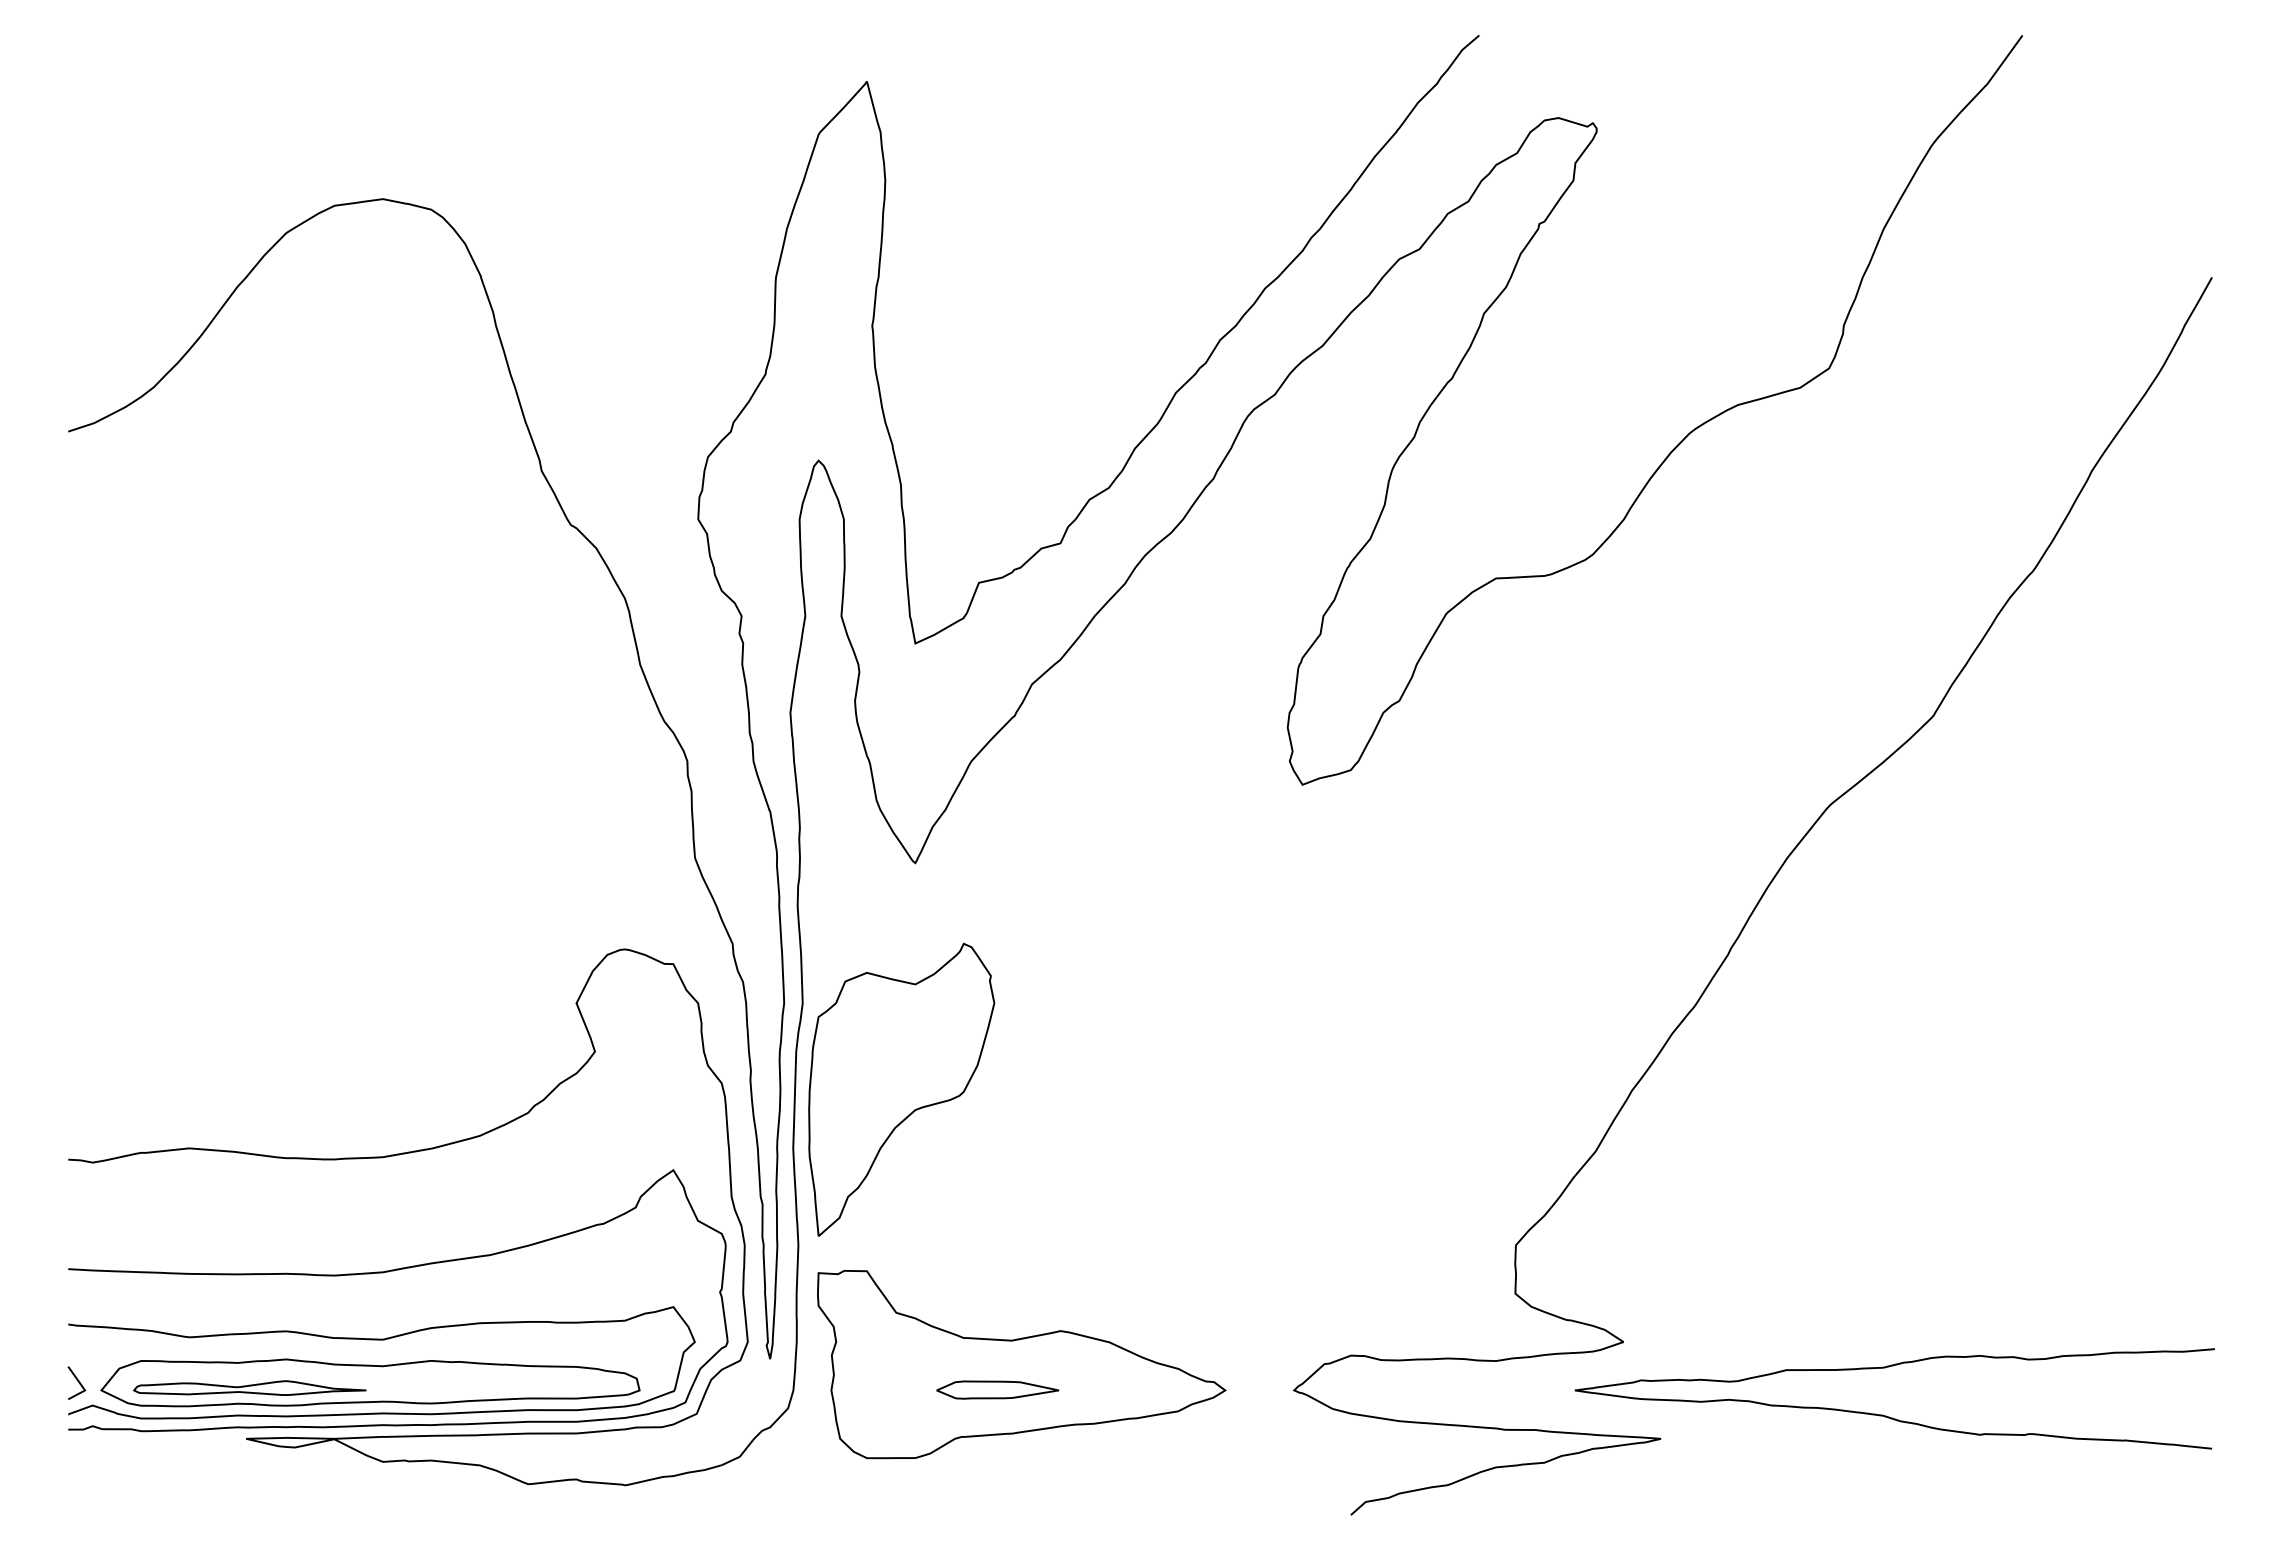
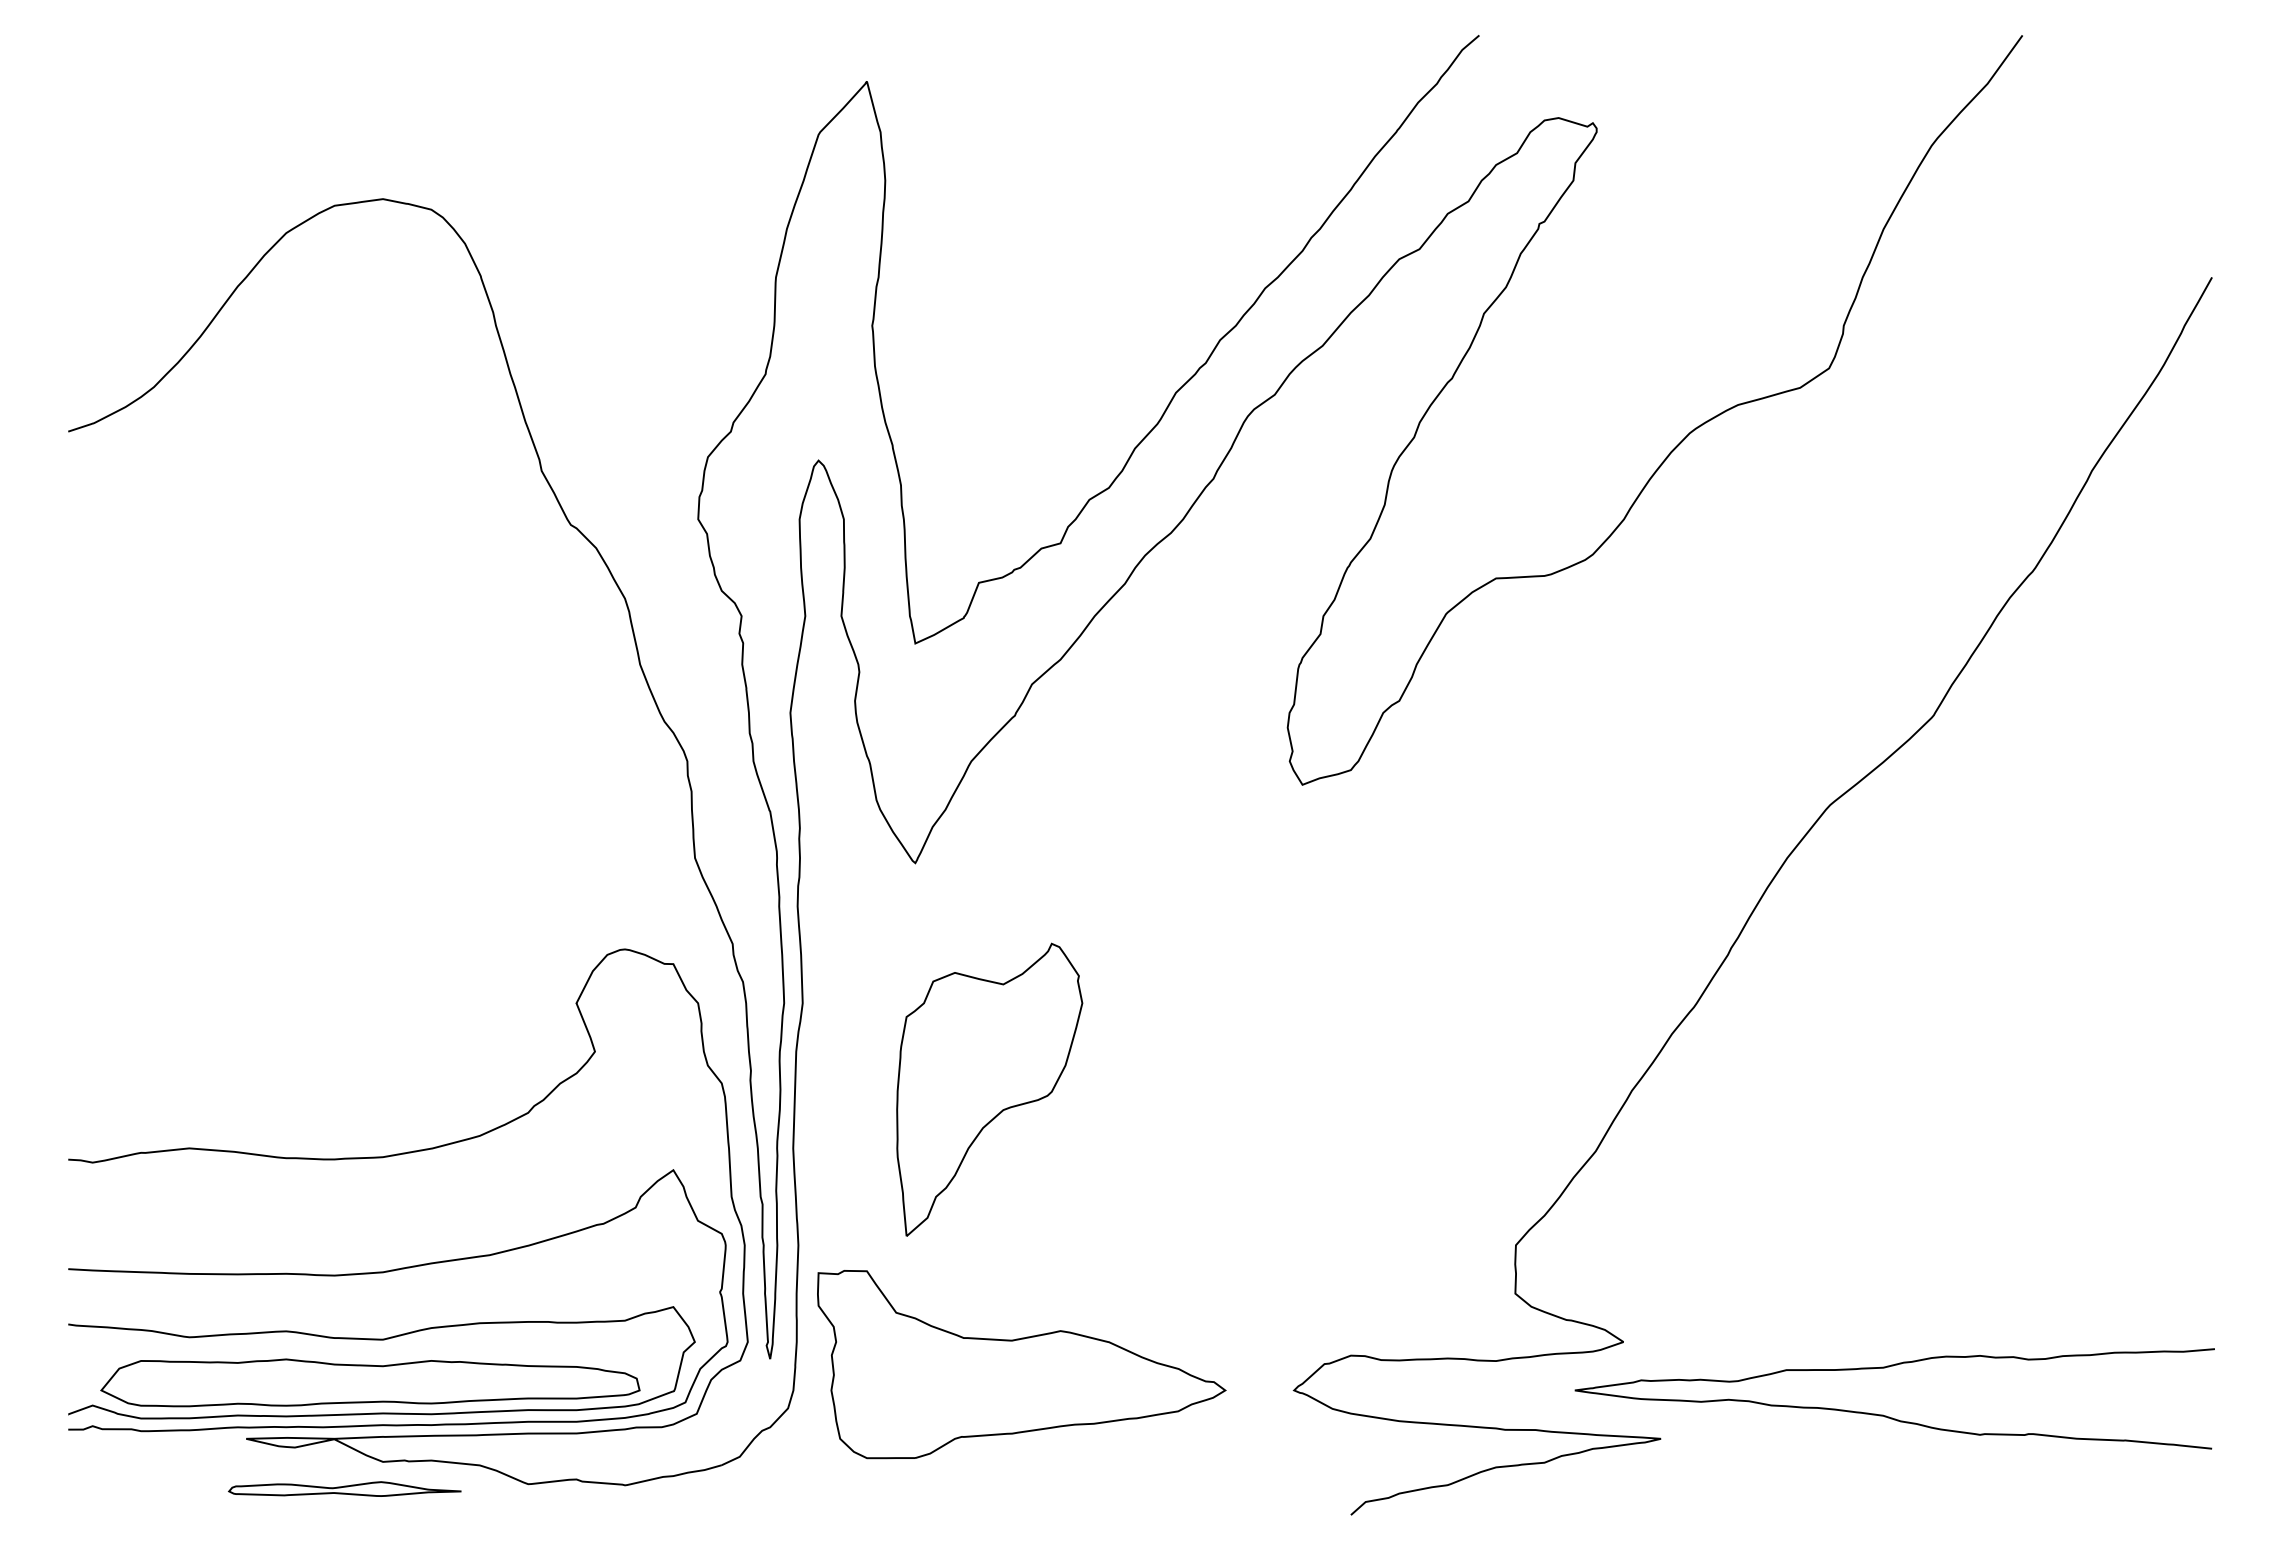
part position: (901, 1089) -> (989, 1089) (989, 1089)
line: present -> none (77, 1381)
part position: (249, 1387) -> (344, 1488) (344, 1488)
part: present -> none (997, 1389)
